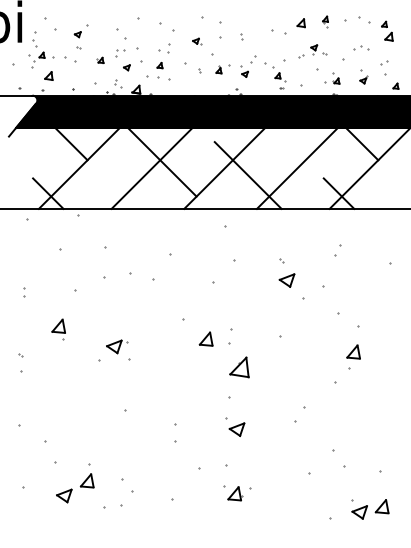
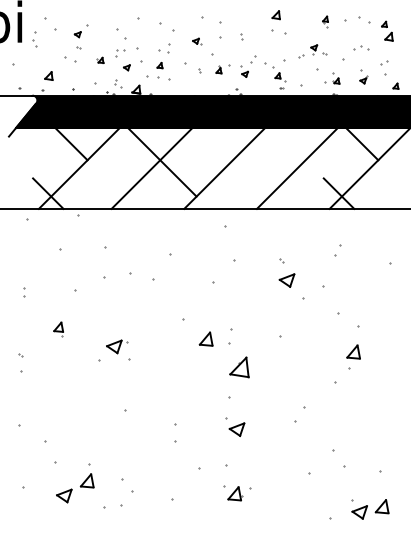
part position: (300, 23) -> (275, 15) (275, 15)
part: present -> none (41, 59)
line: present -> none (247, 175)
part size: 15x23 px -> 11x17 px (58, 329)
